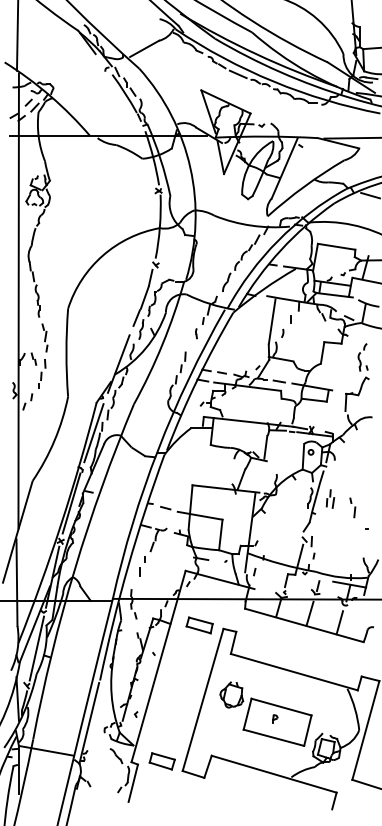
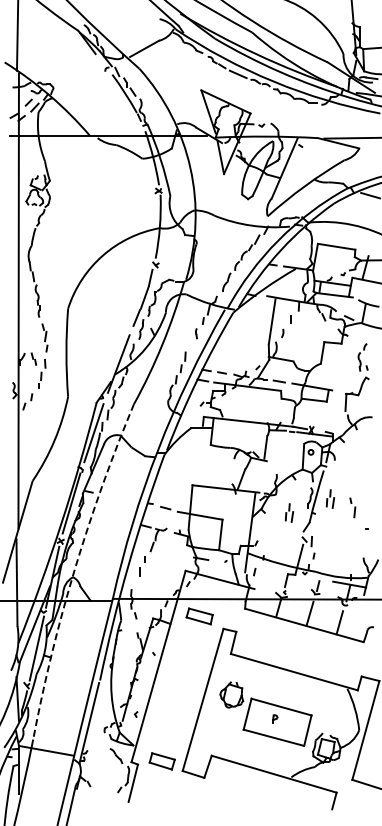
part: none -> present (289, 512)
arc: solid -> dashed (74, 569)
part position: (199, 625) -> (199, 616) (199, 616)
